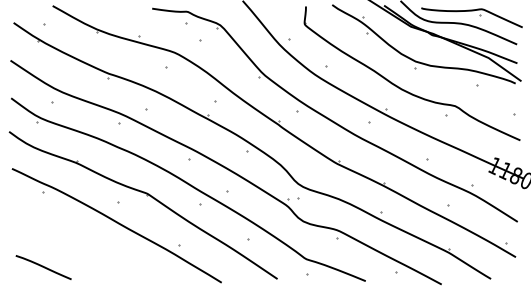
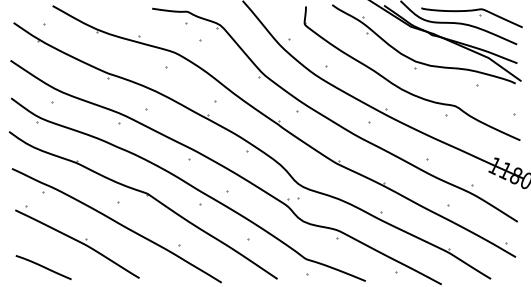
part: none -> present (77, 241)
